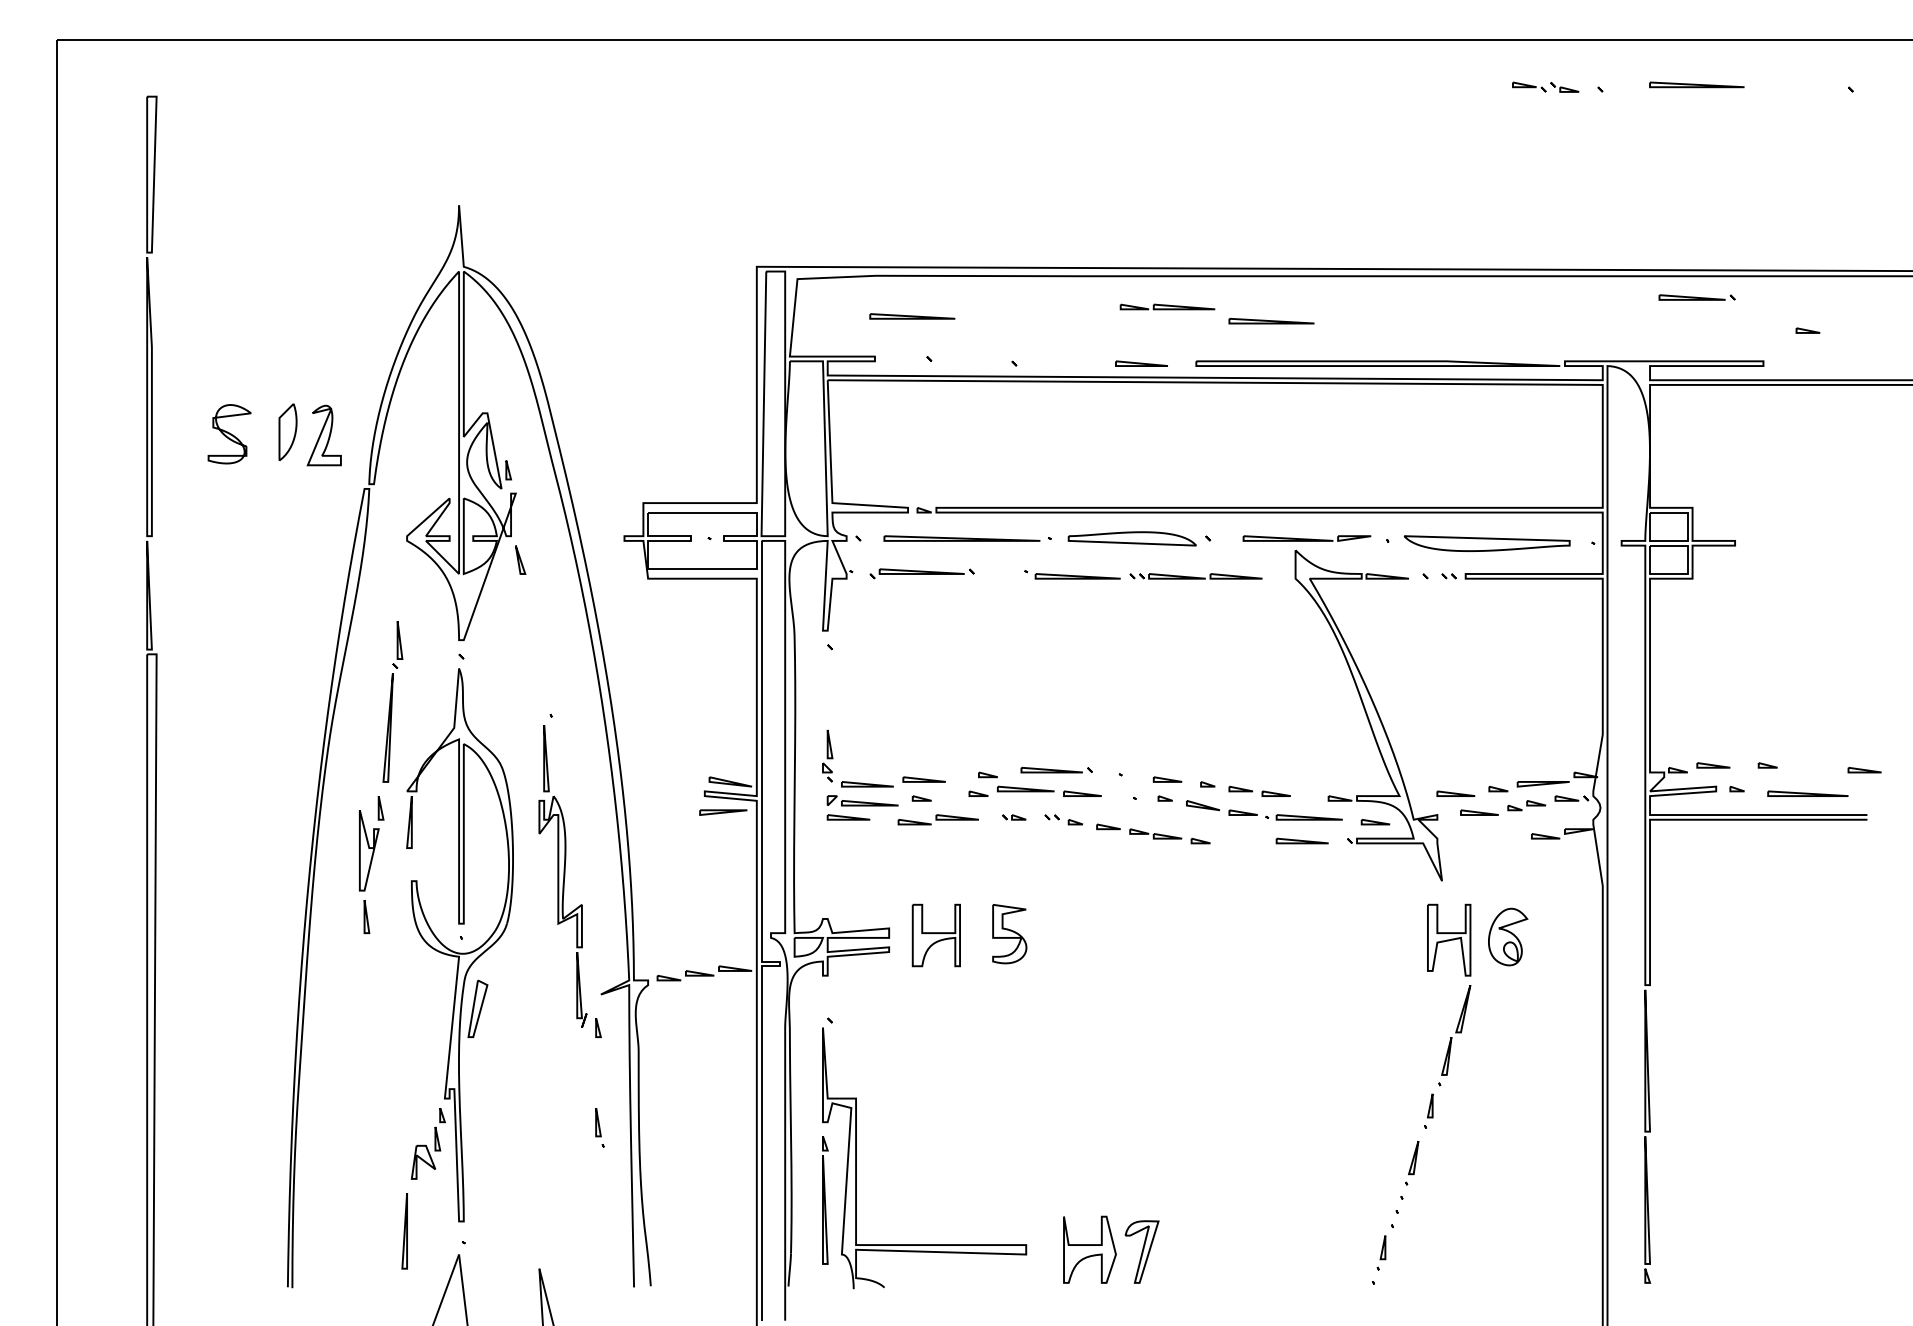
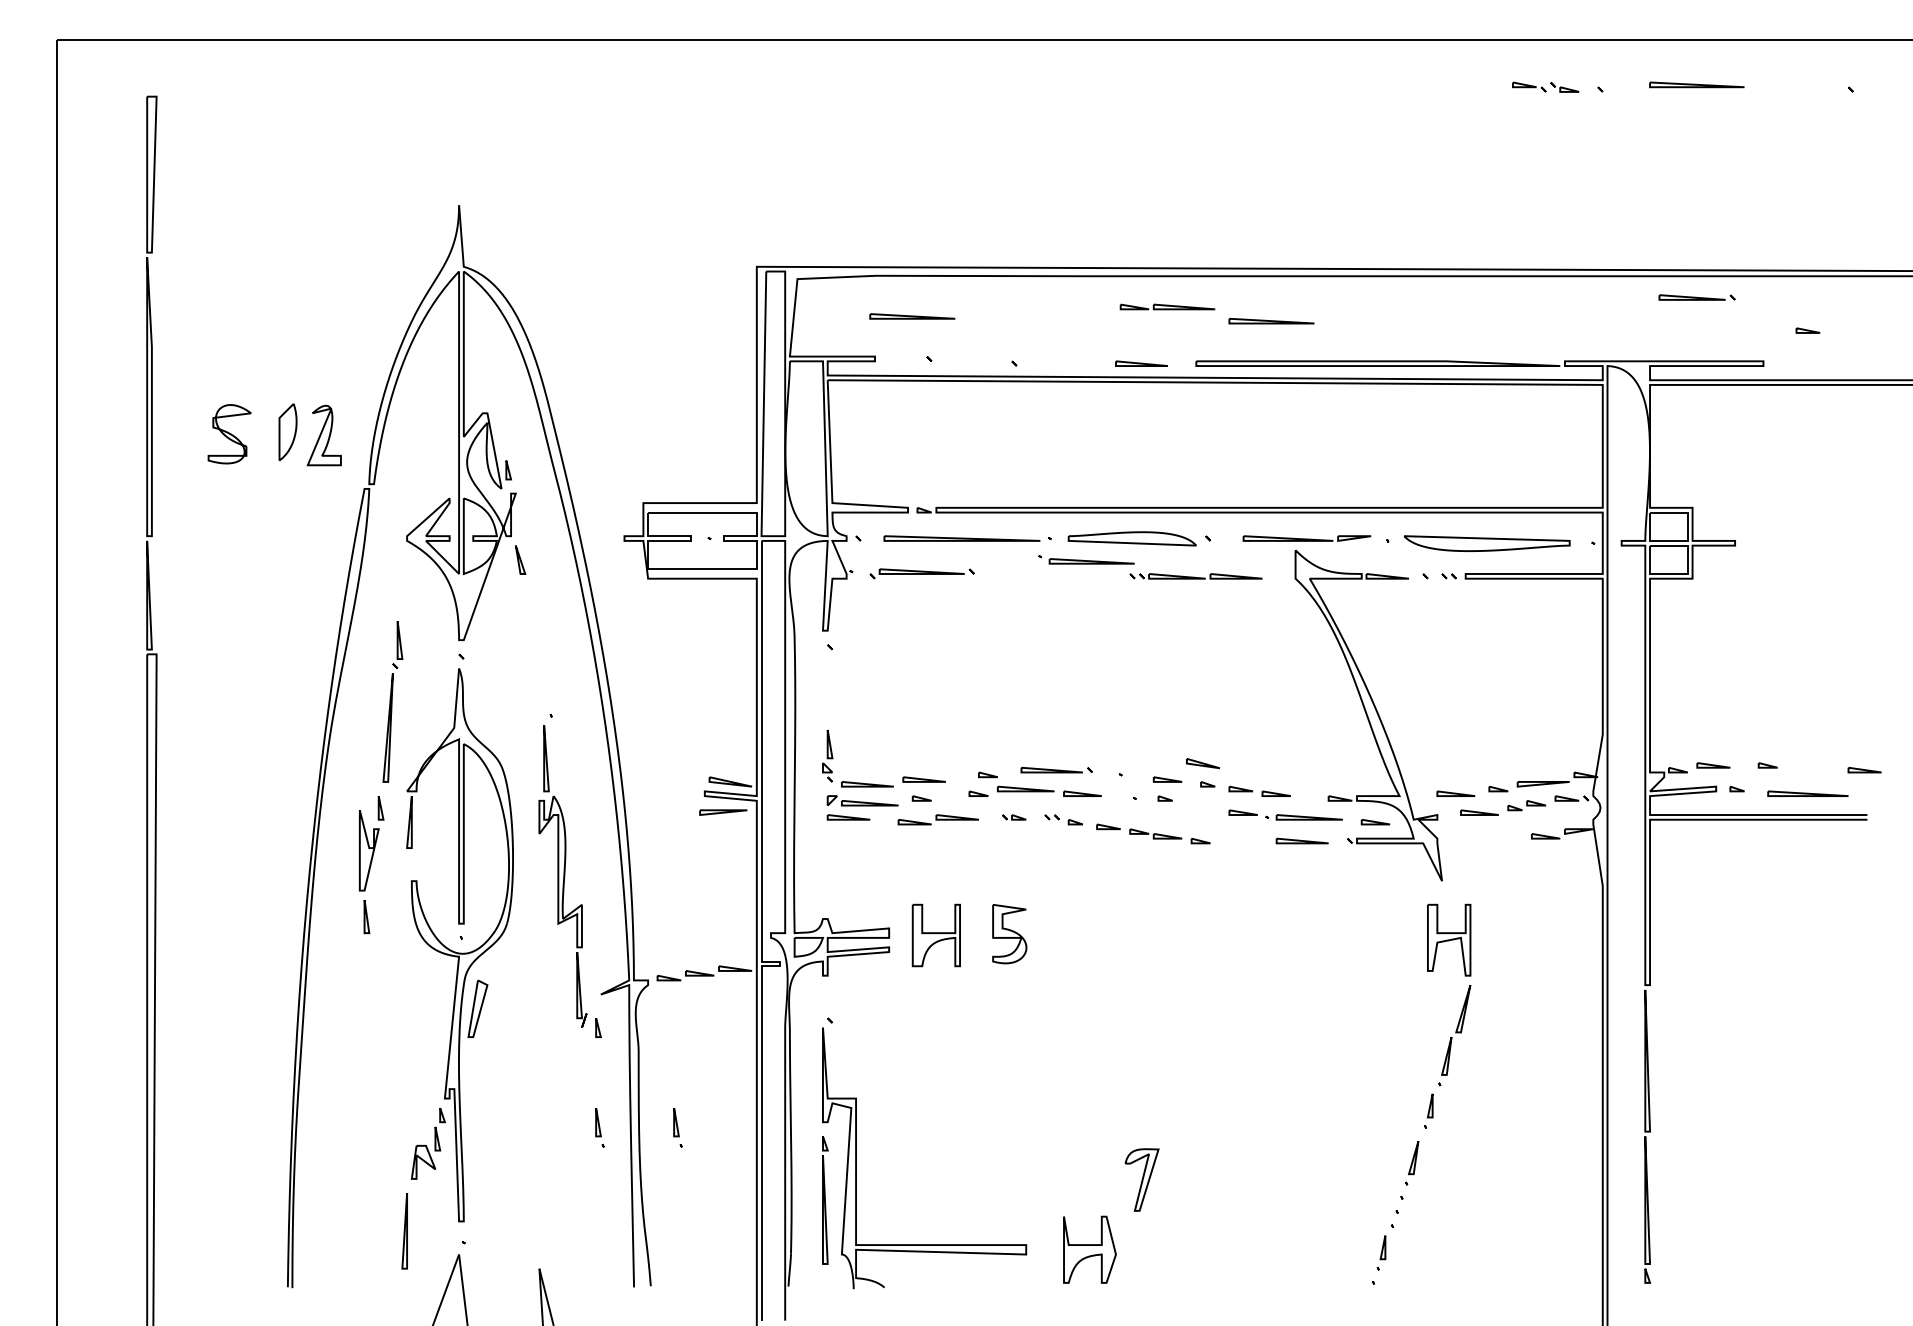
part position: (1072, 574) -> (1086, 559) (1086, 559)
part position: (1203, 805) -> (1203, 763) (1203, 763)
part: present -> none (1508, 936)
part: none -> present (677, 1127)
part position: (1141, 1251) -> (1141, 1179) (1141, 1179)
